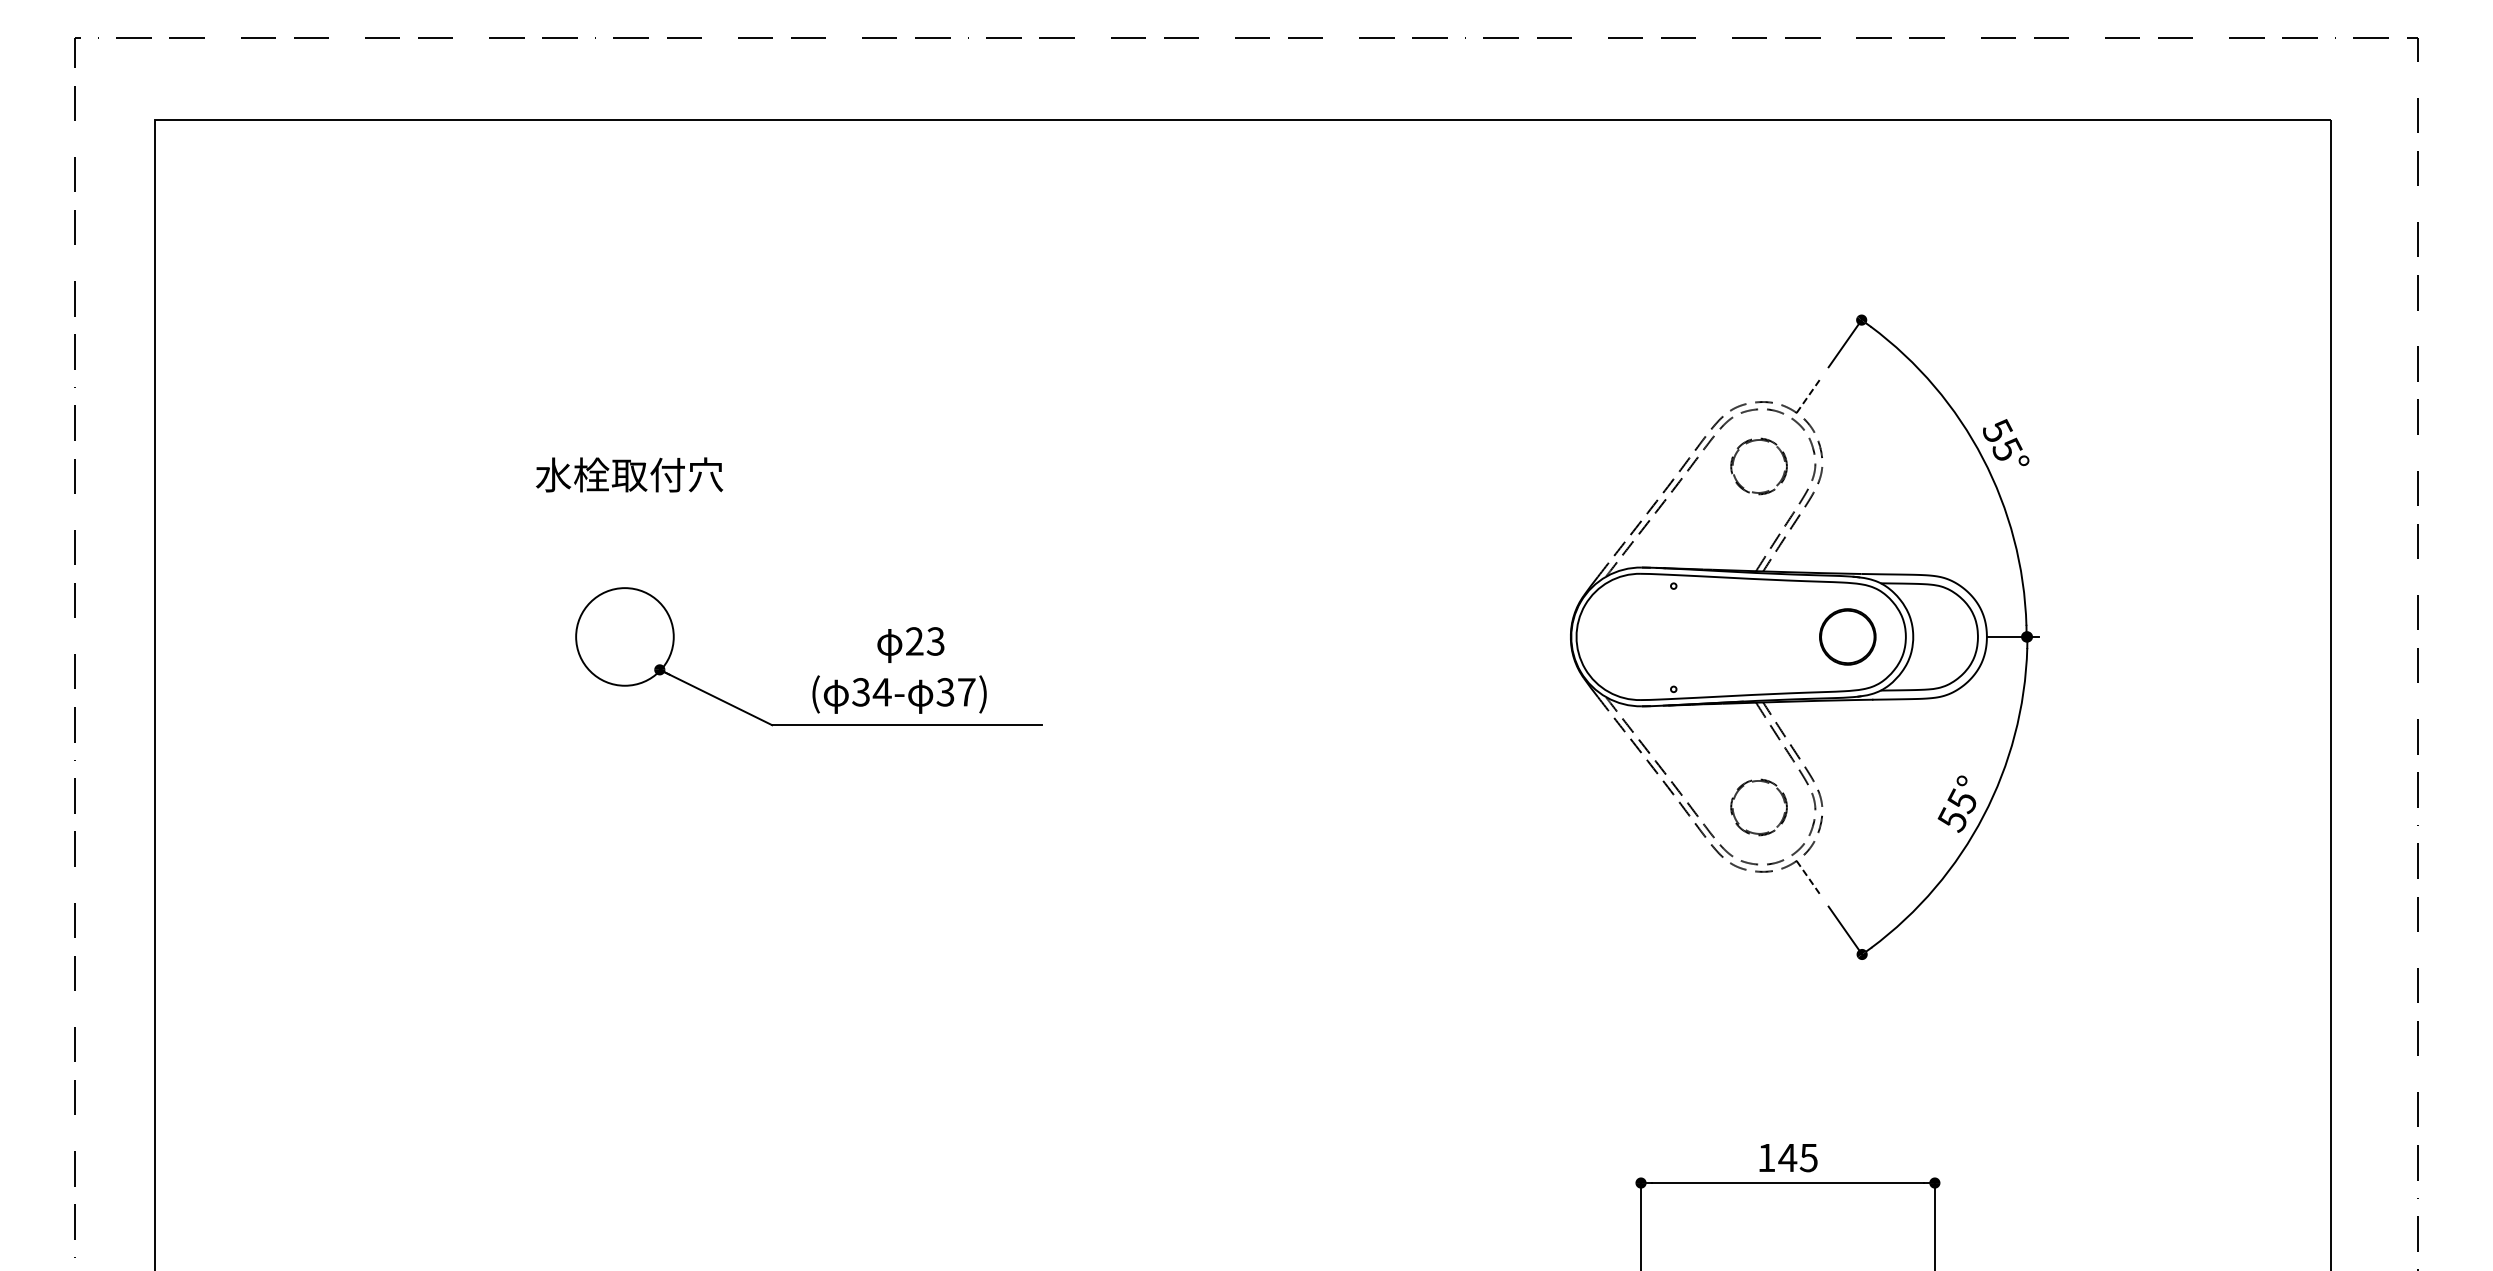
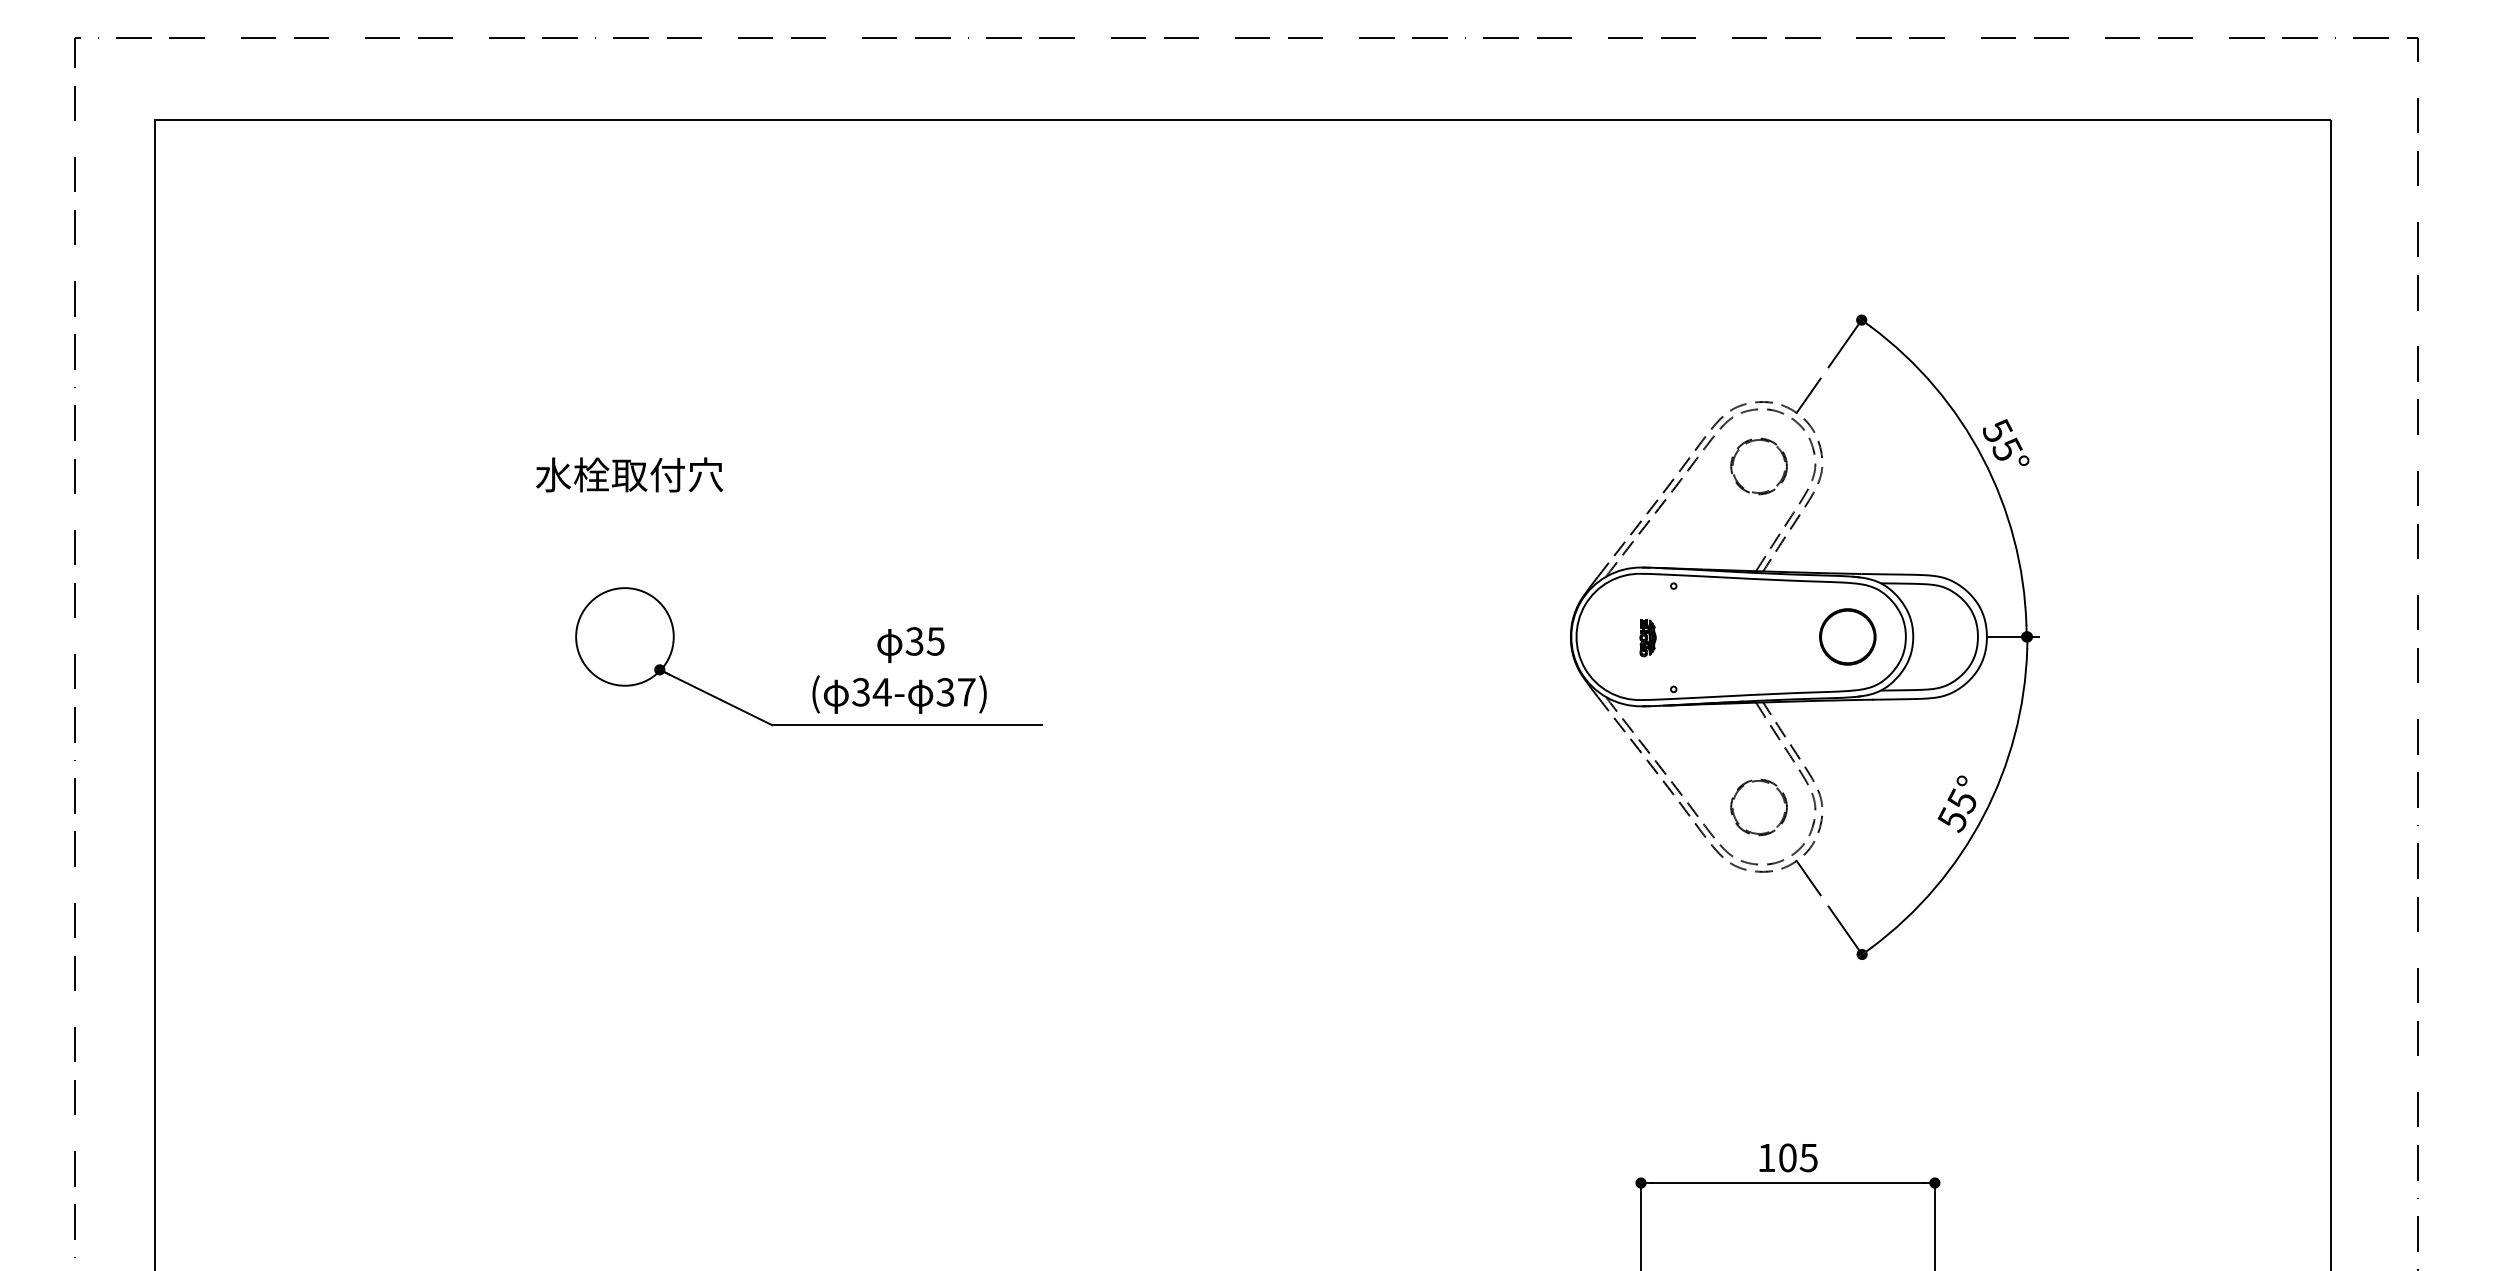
line: dashed -> solid (1808, 395)
part: none -> present (1647, 638)
text: 23 -> 35 (924, 641)
line: dashed -> solid (1808, 878)
text: 145 -> 105 (1787, 1157)
